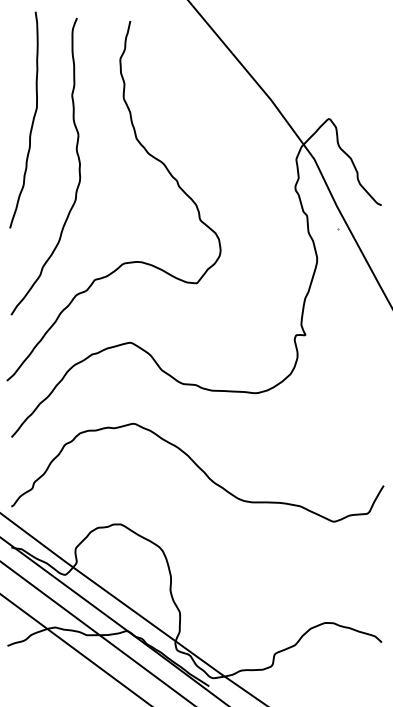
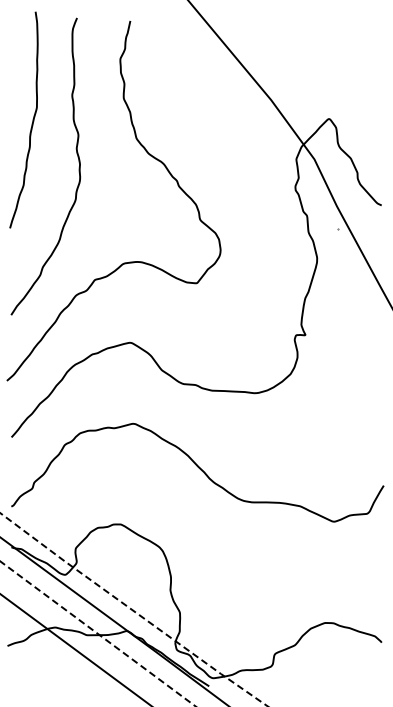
line: solid -> dashed (133, 610)
line: solid -> dashed (98, 634)
